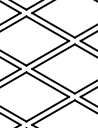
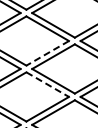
line: solid -> dashed (47, 53)
line: solid -> dashed (47, 84)
